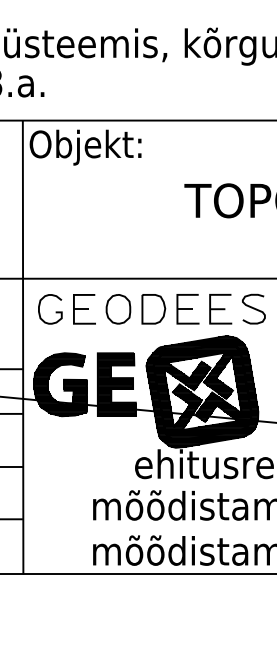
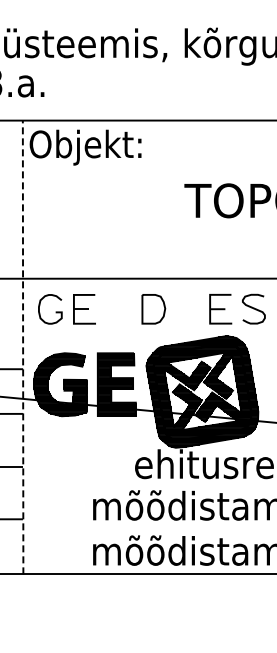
part: present -> none (118, 309)
part: present -> none (187, 309)
line: solid -> dashed (23, 347)
